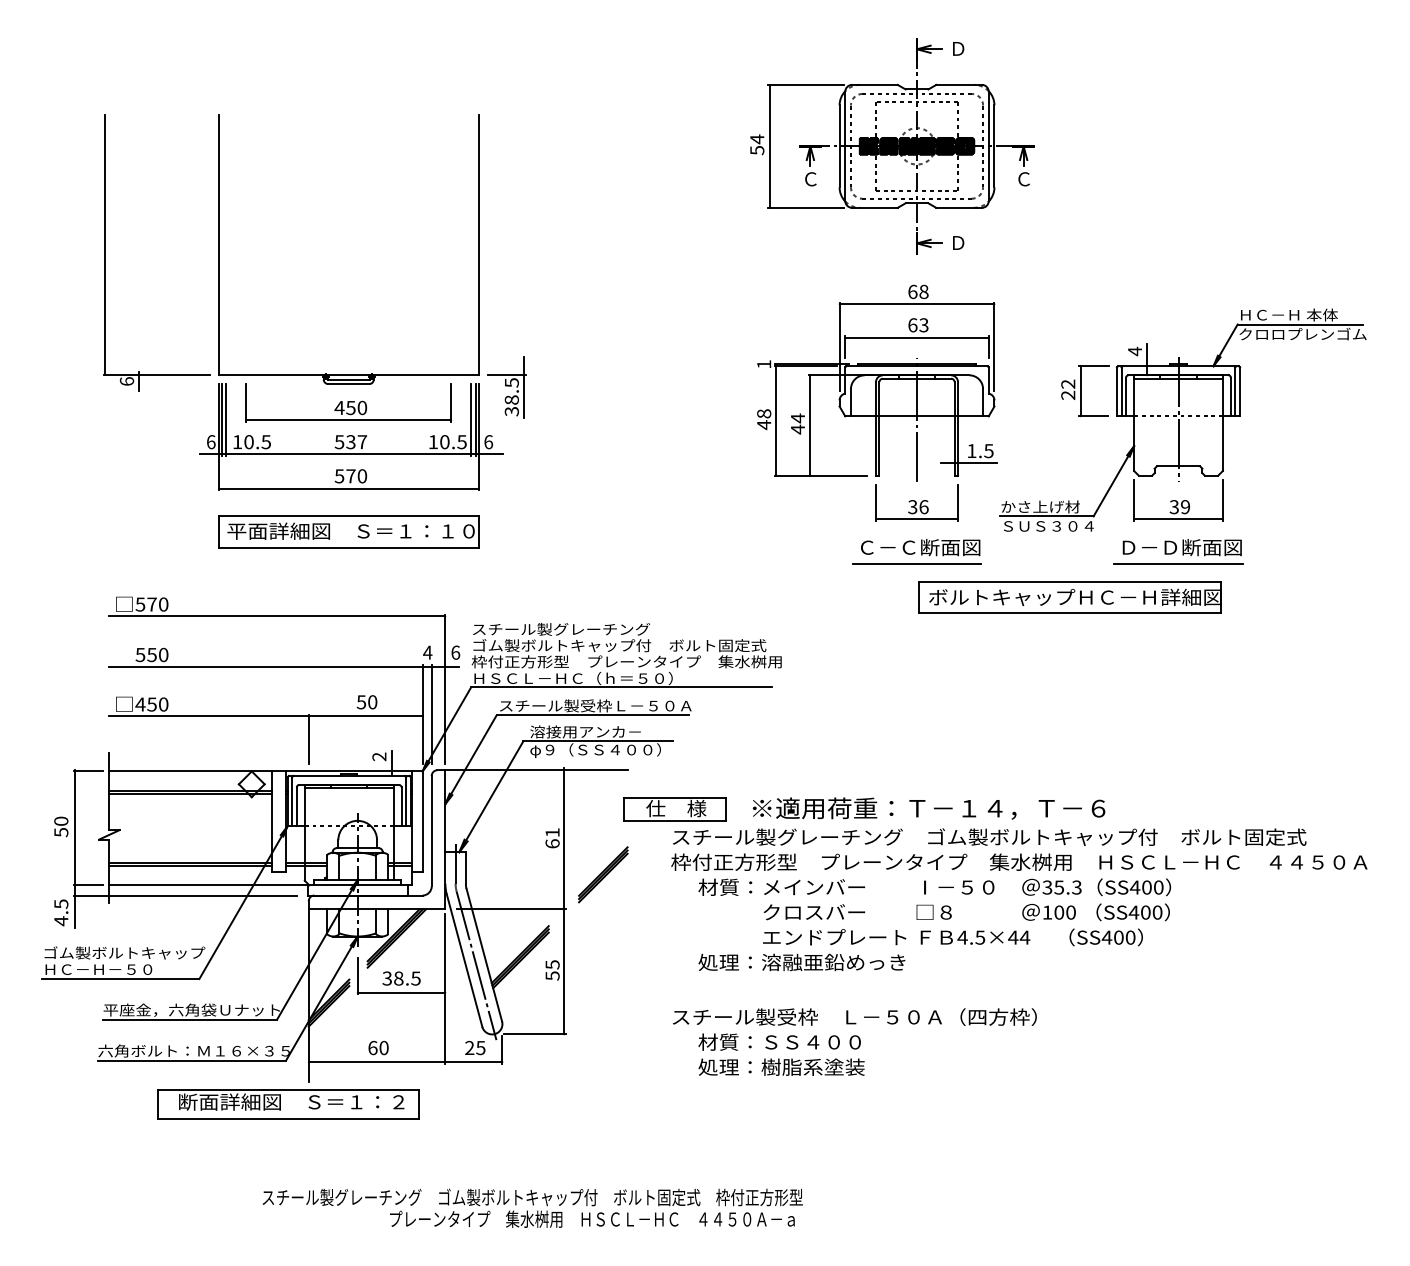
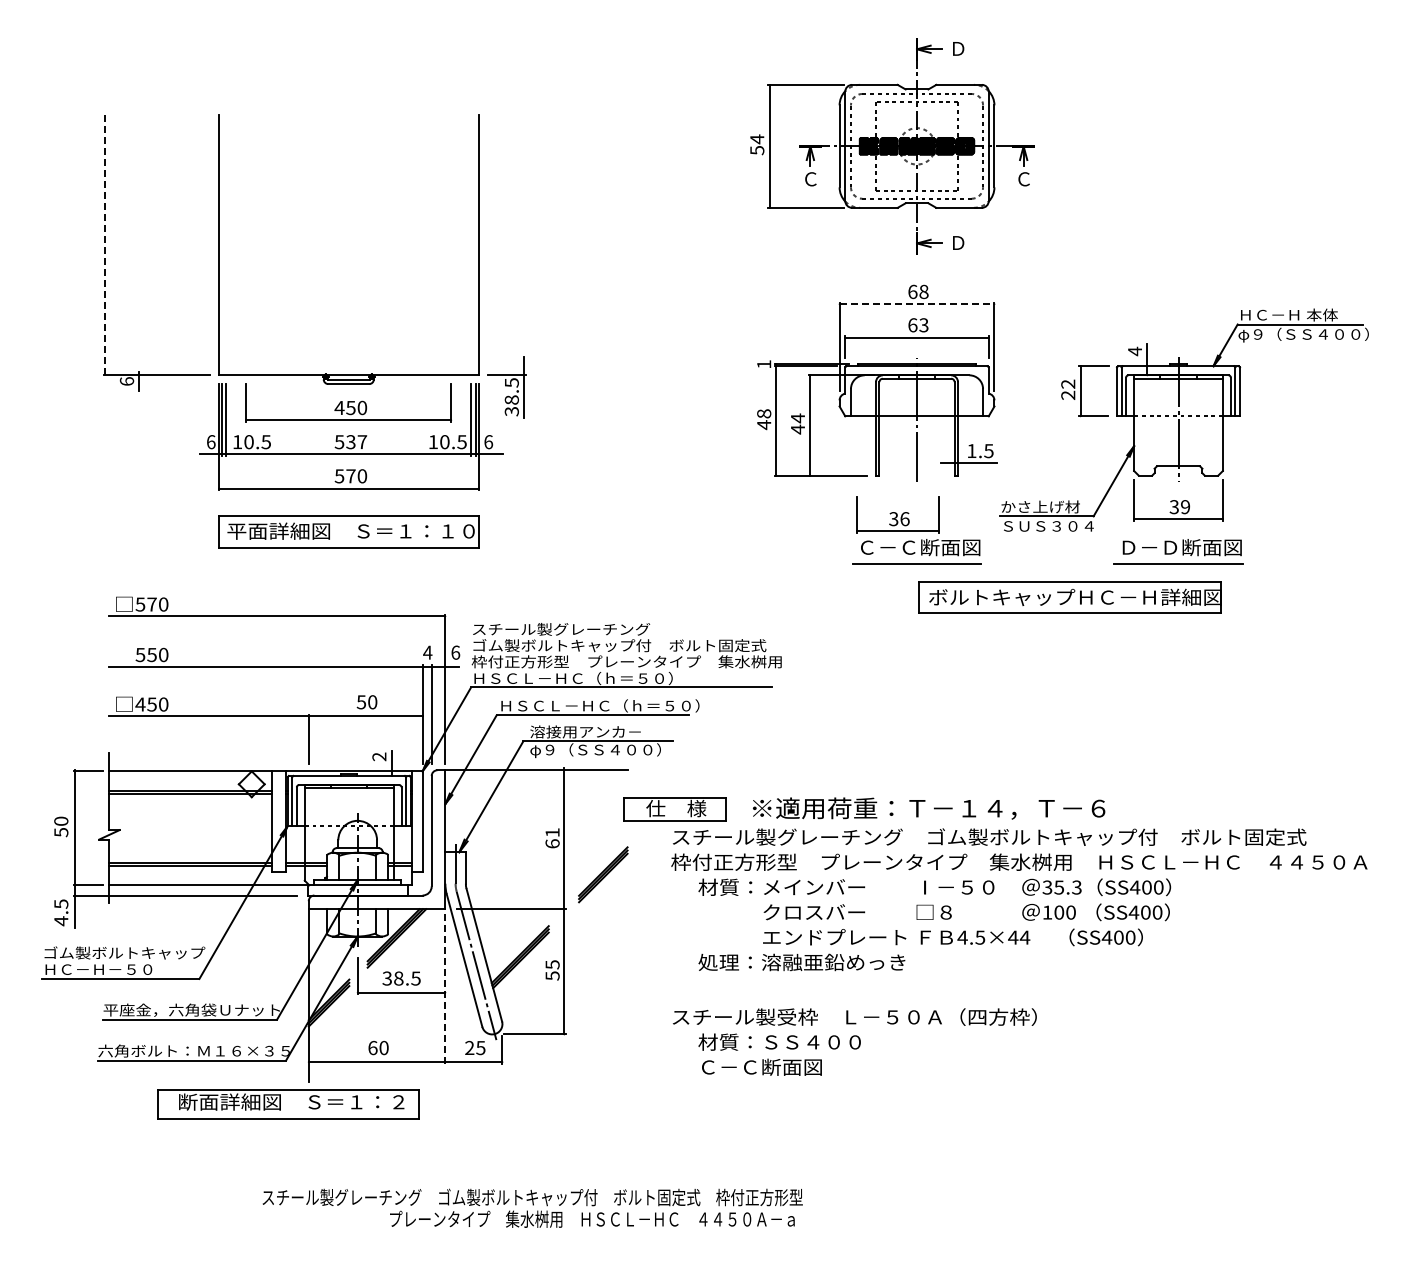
line: solid -> dashed (105, 244)
line: solid -> dashed (917, 304)
text: クロロプレンゴム -> φ９（ＳＳ４００） (1303, 334)
part position: (916, 502) -> (897, 514) (897, 514)
text: スチール製受枠Ｌ－５０Ａ -> ＨＳＣＬ－ＨＣ（ｈ＝５０） (599, 705)
line: solid -> dashed (445, 988)
text: 処理：樹脂系塗装 -> Ｃ－Ｃ断面図 (781, 1066)
